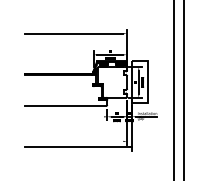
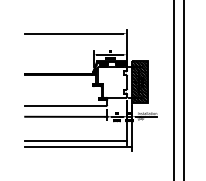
hatch: none -> present (140, 81)
line: none -> present (66, 116)
line: none -> present (75, 141)
